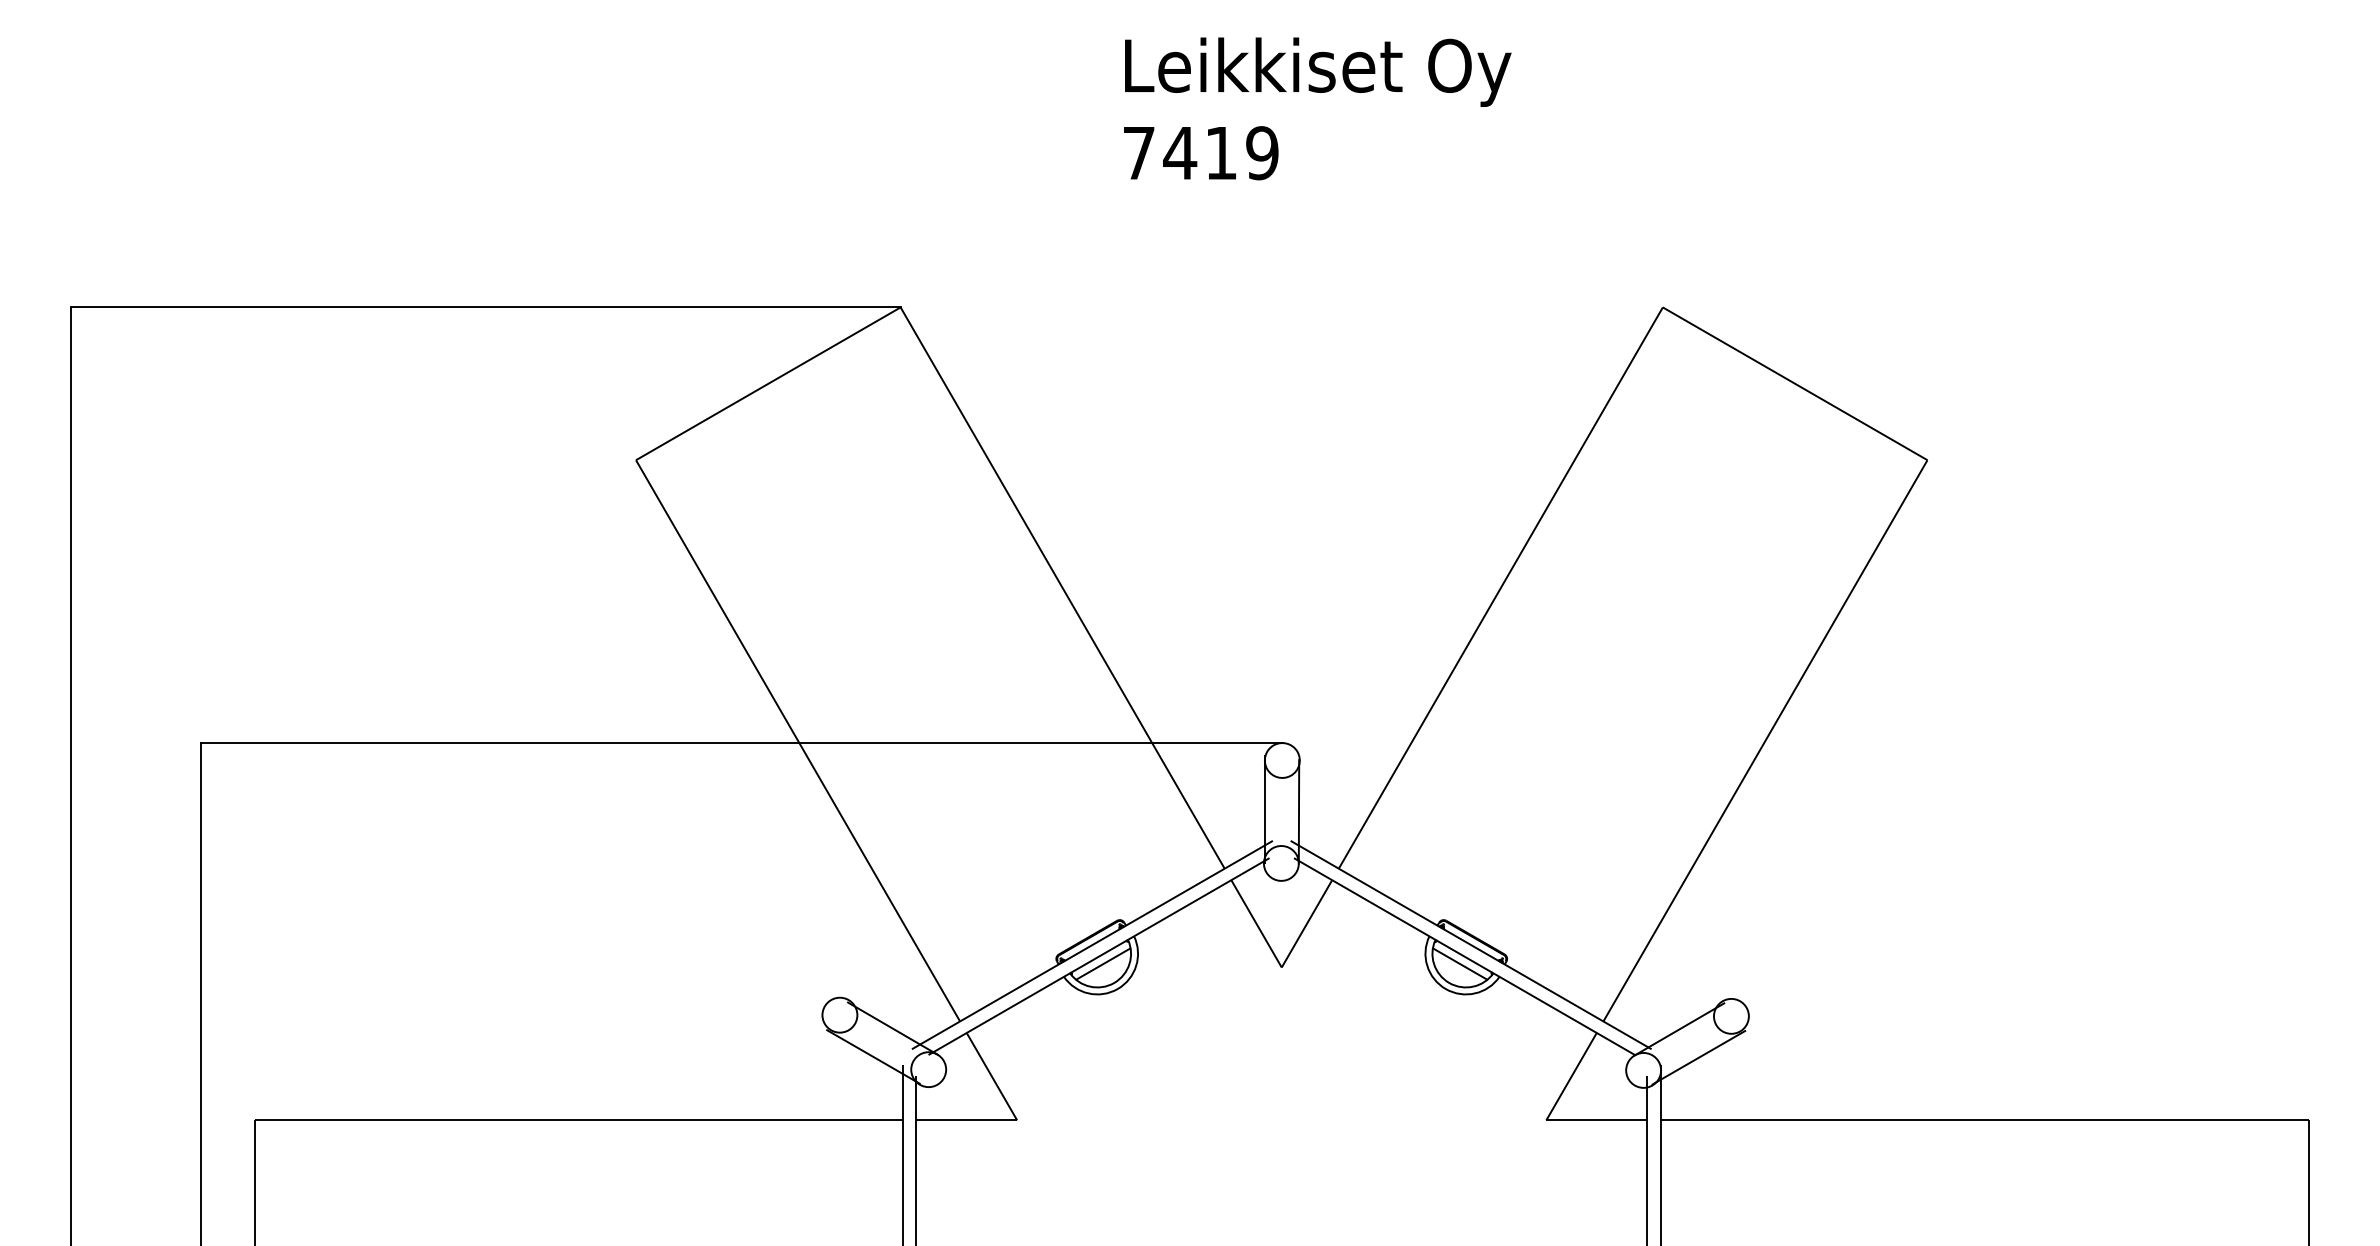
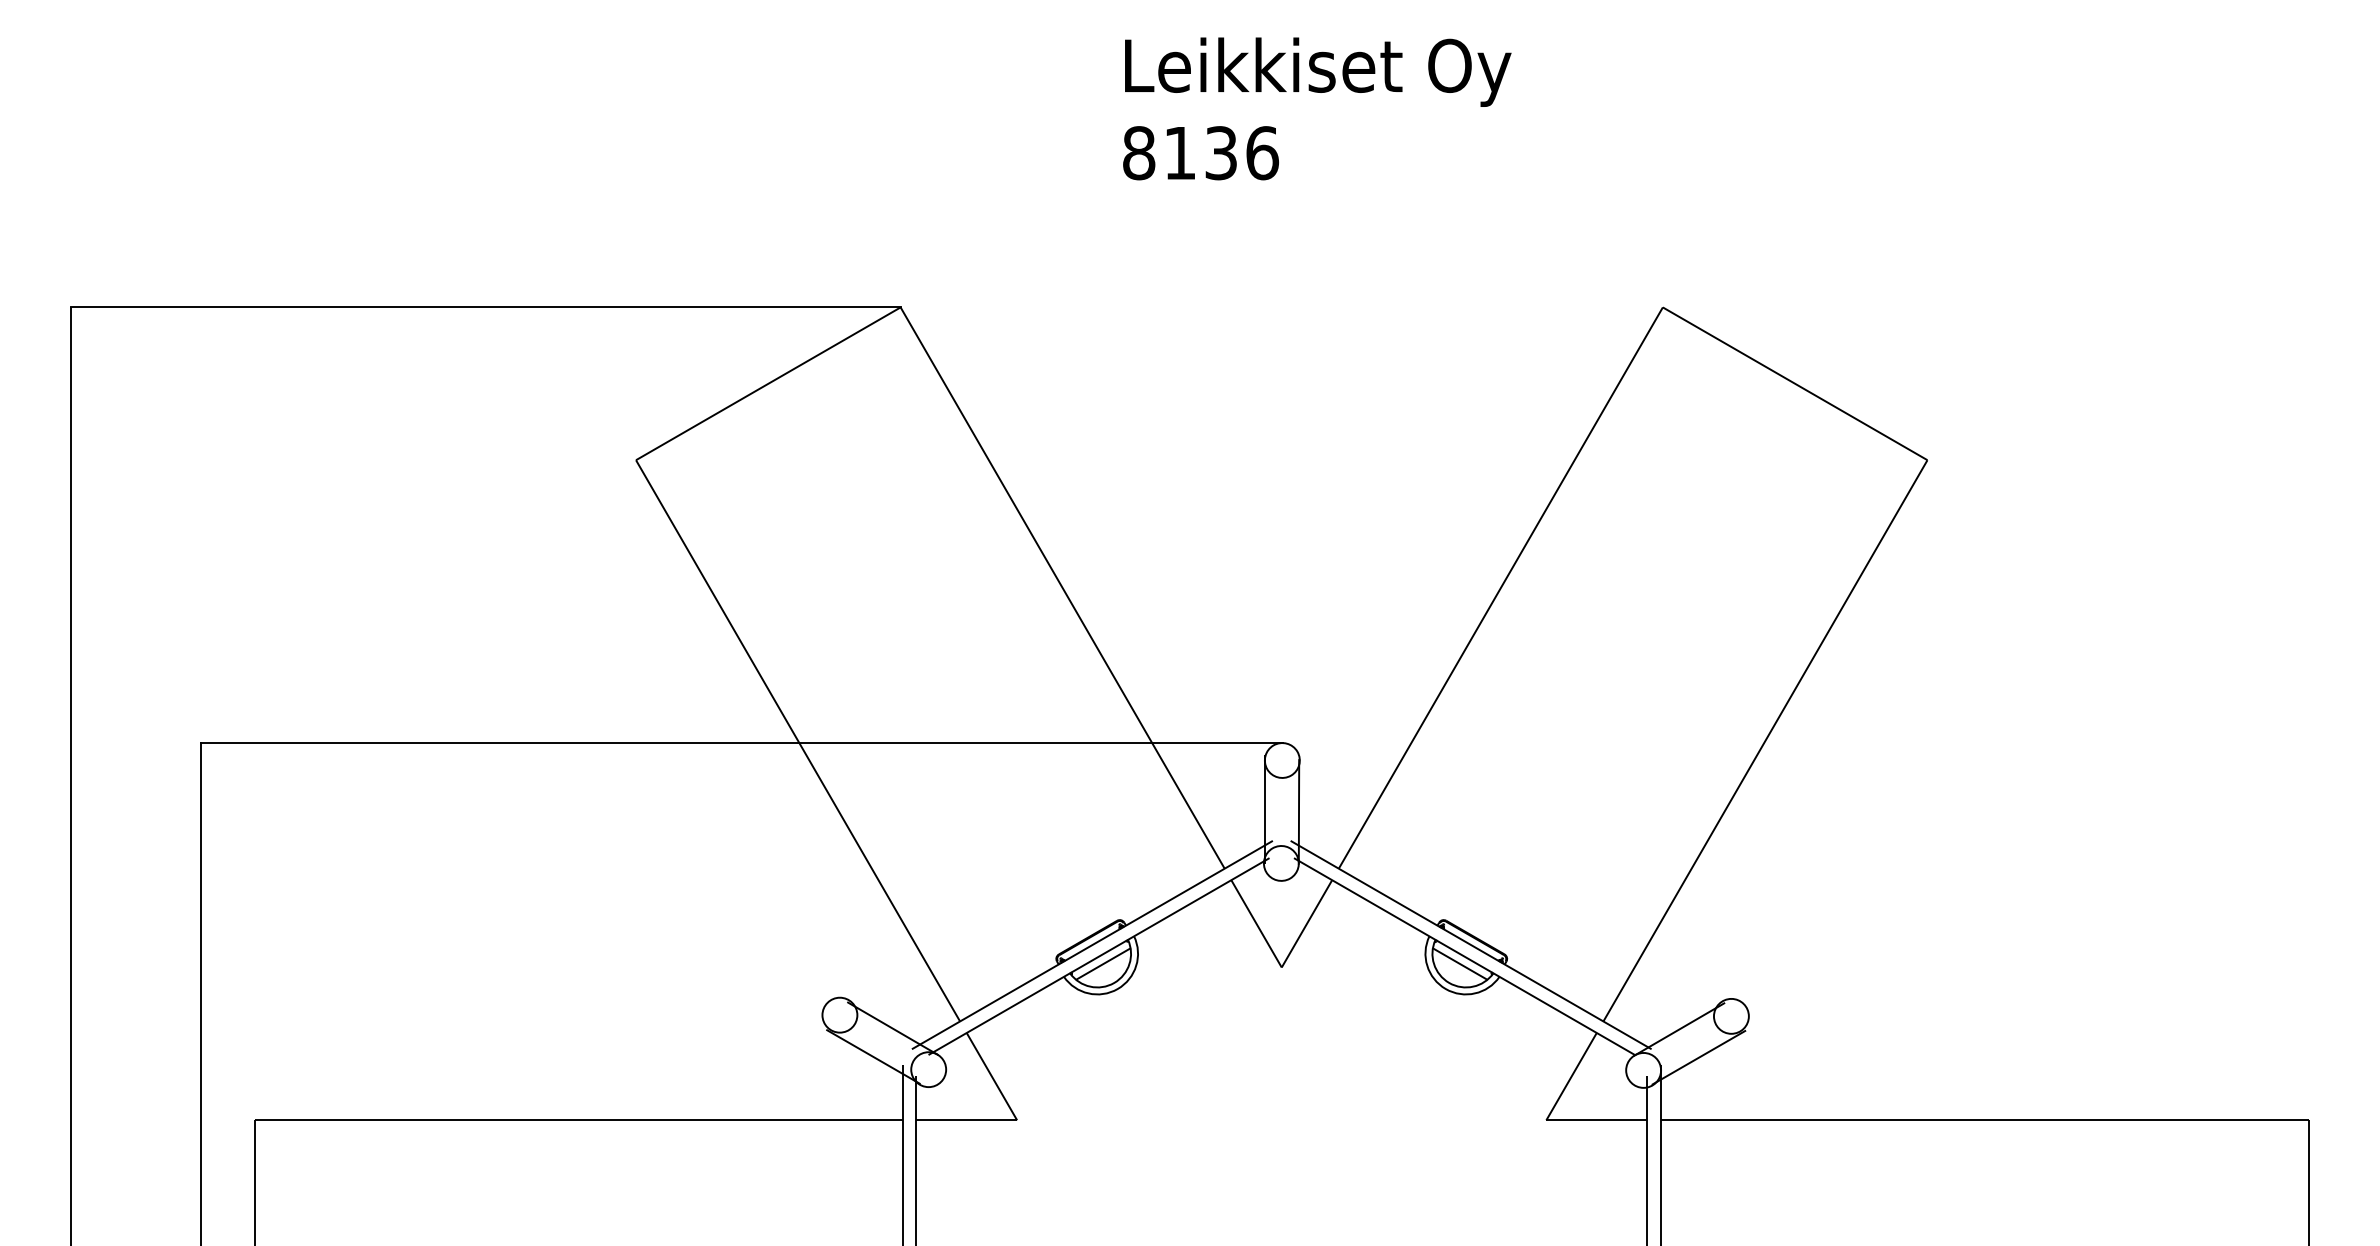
text: 7419 -> 8136 (1201, 153)
